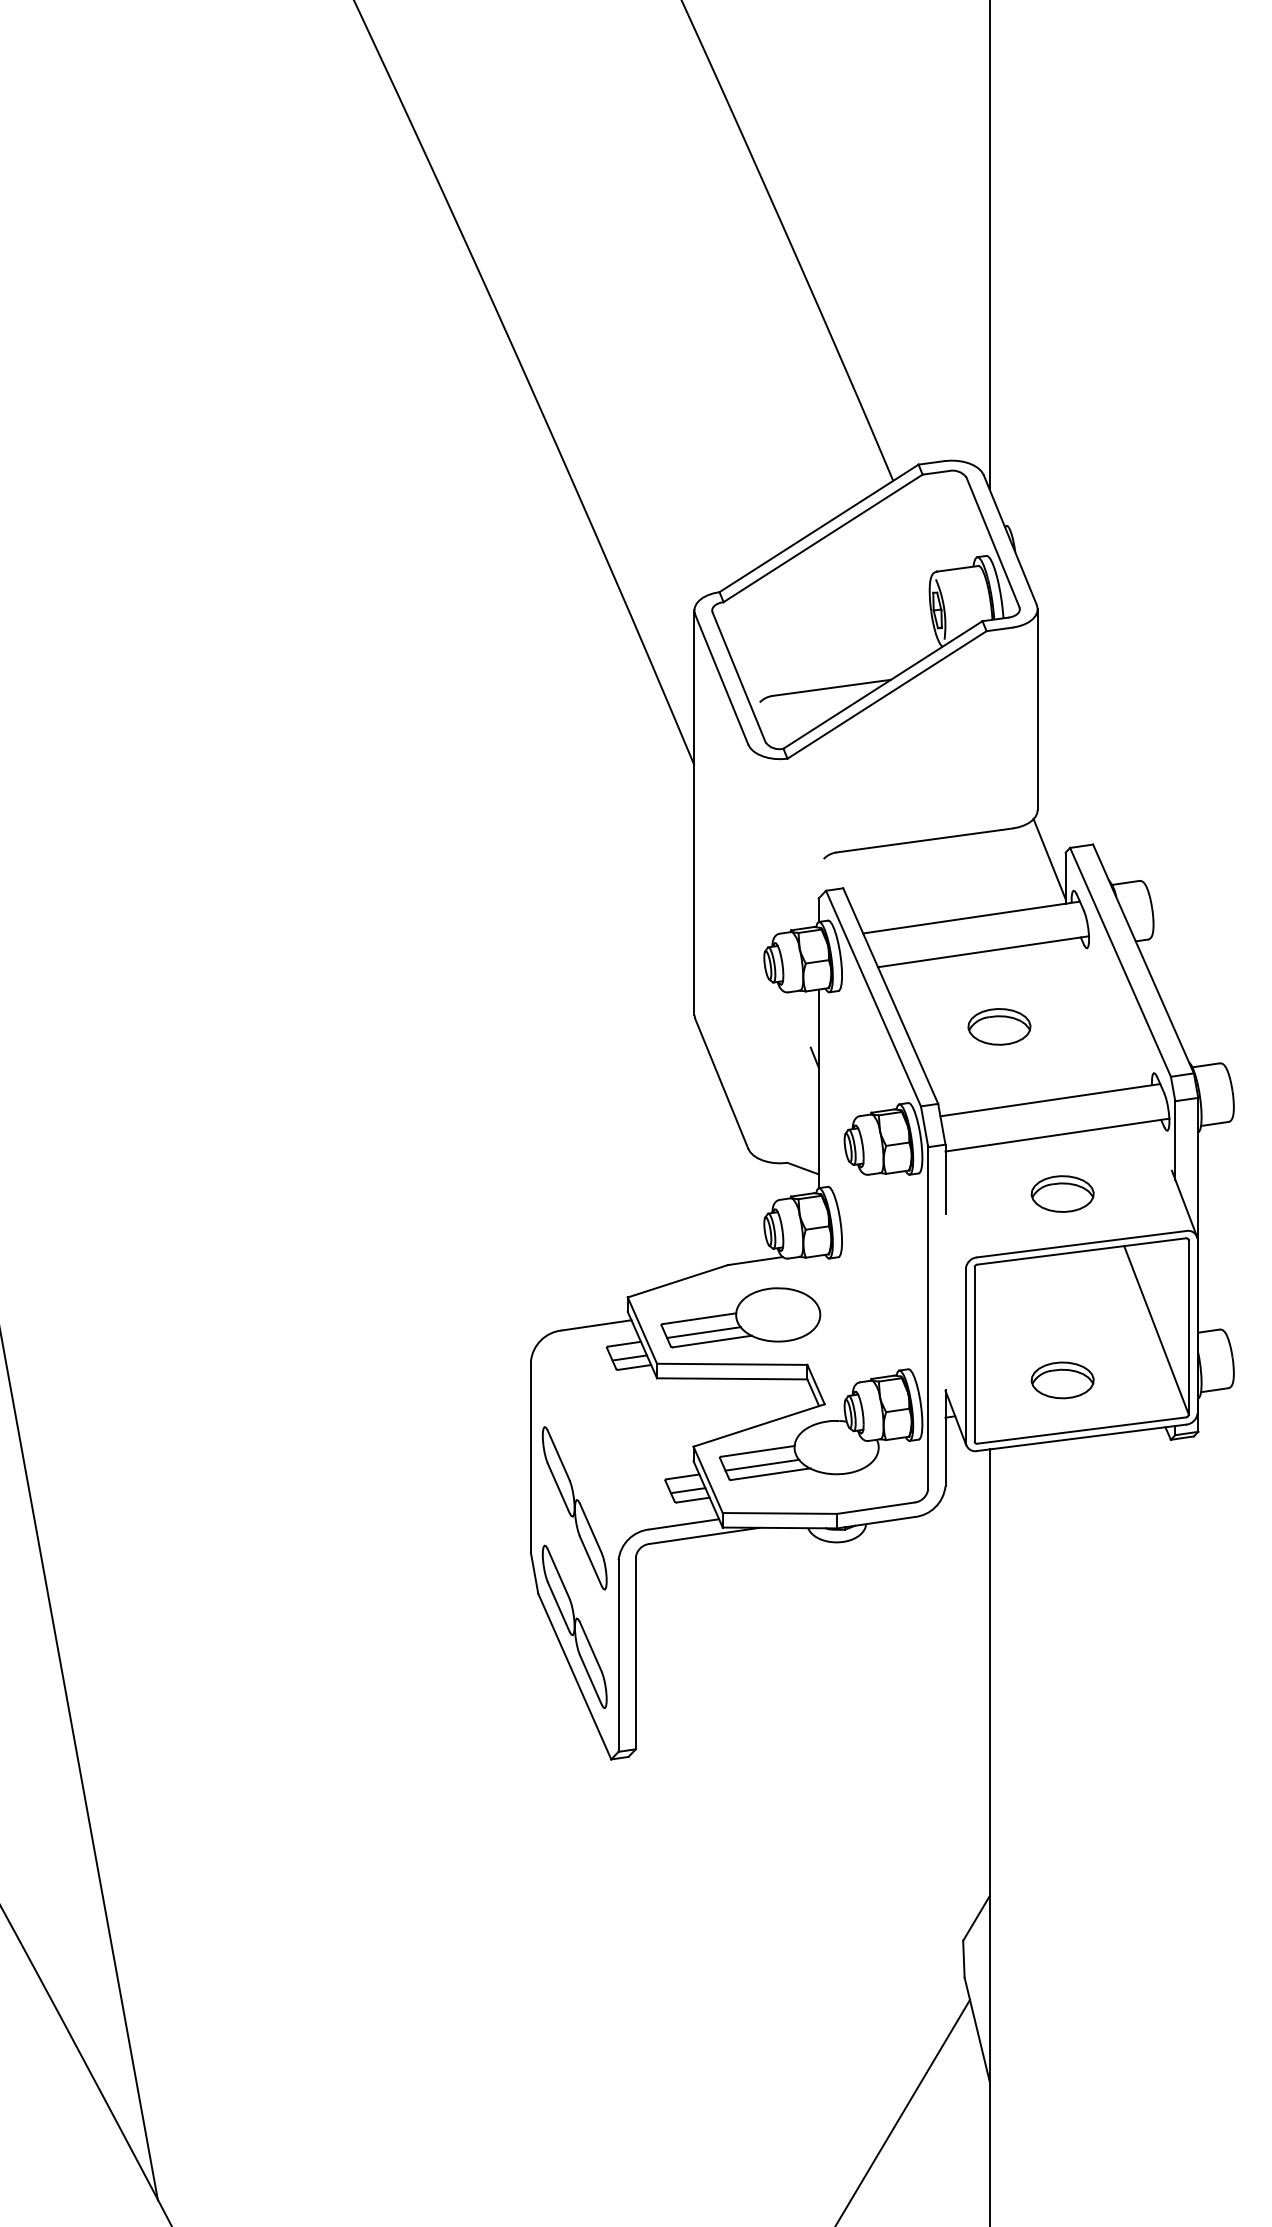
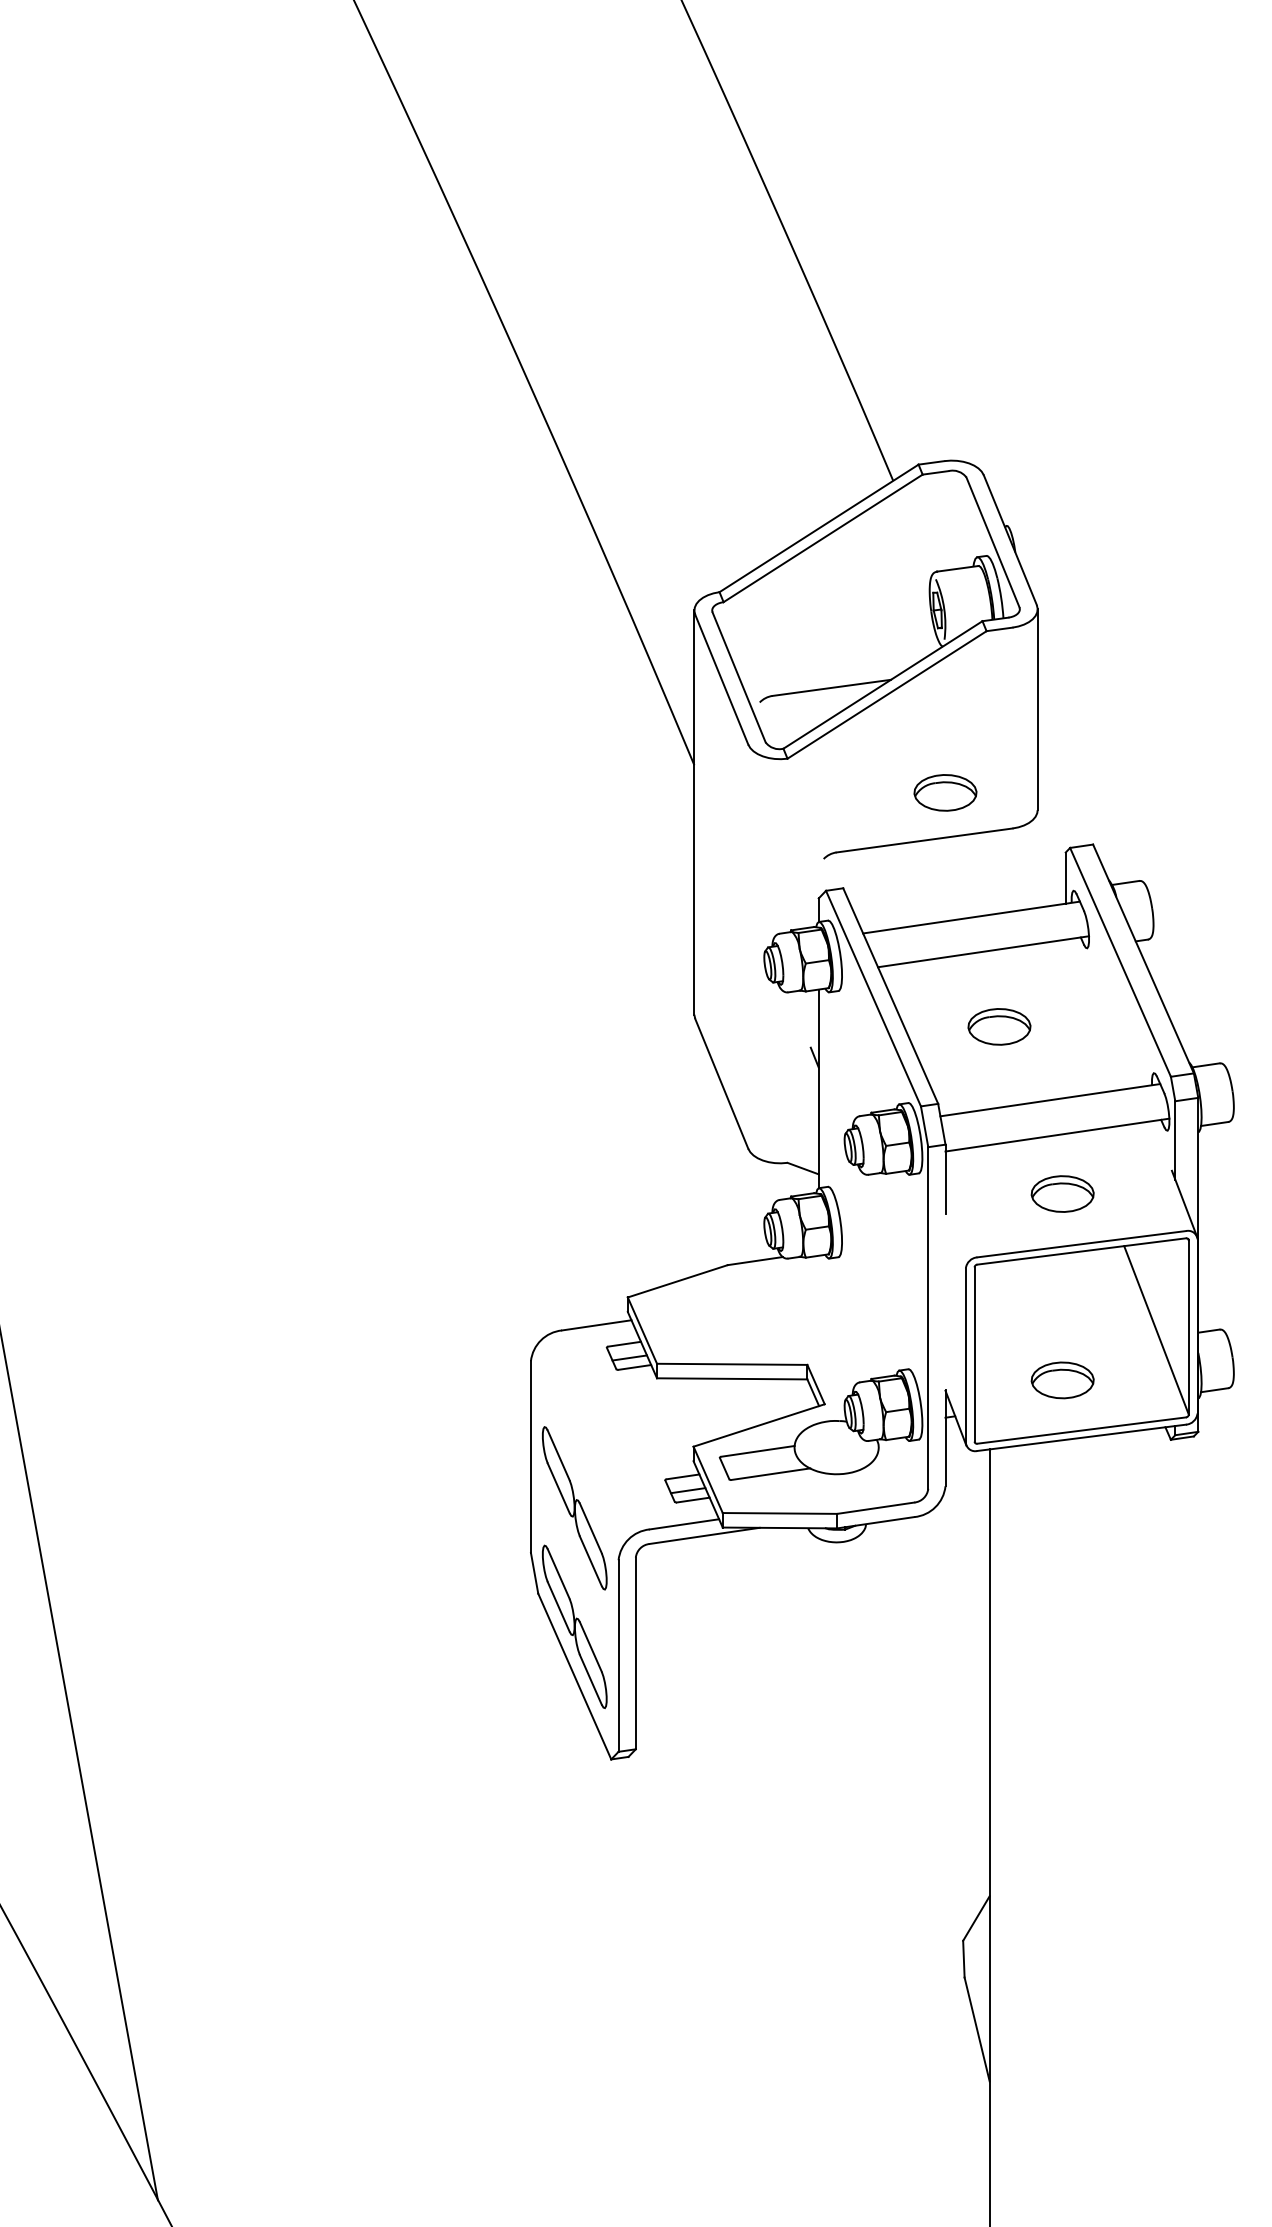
line: present -> none (989, 245)
part: none -> present (945, 792)
line: present -> none (1049, 858)
part: present -> none (740, 1317)
line: present -> none (762, 1464)
line: present -> none (903, 2111)
